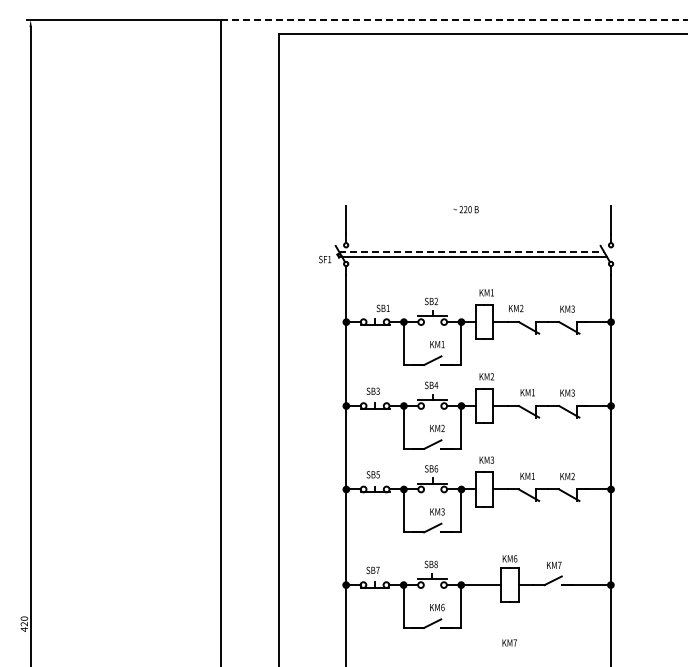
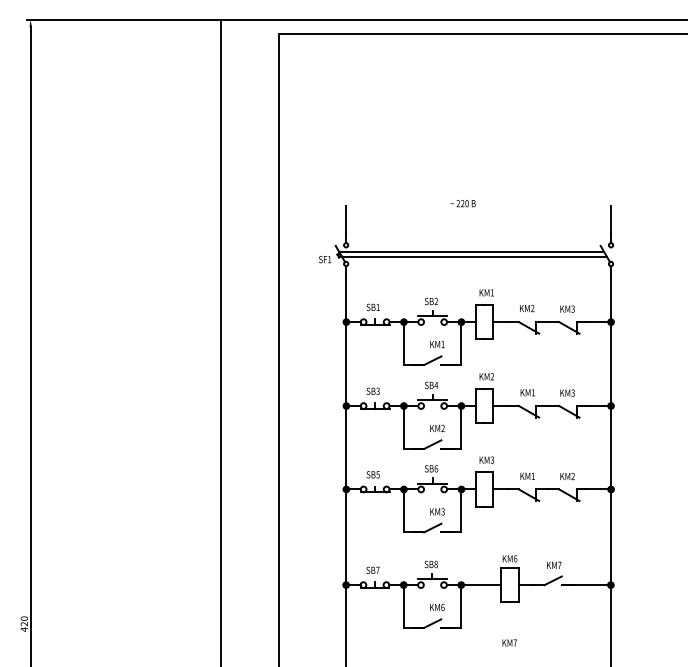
line: dashed -> solid (454, 19)
text position: (465, 209) -> (462, 203) (462, 203)
line: dashed -> solid (471, 251)
text position: (382, 308) -> (372, 307) (372, 307)
text position: (516, 308) -> (527, 308) (527, 308)
